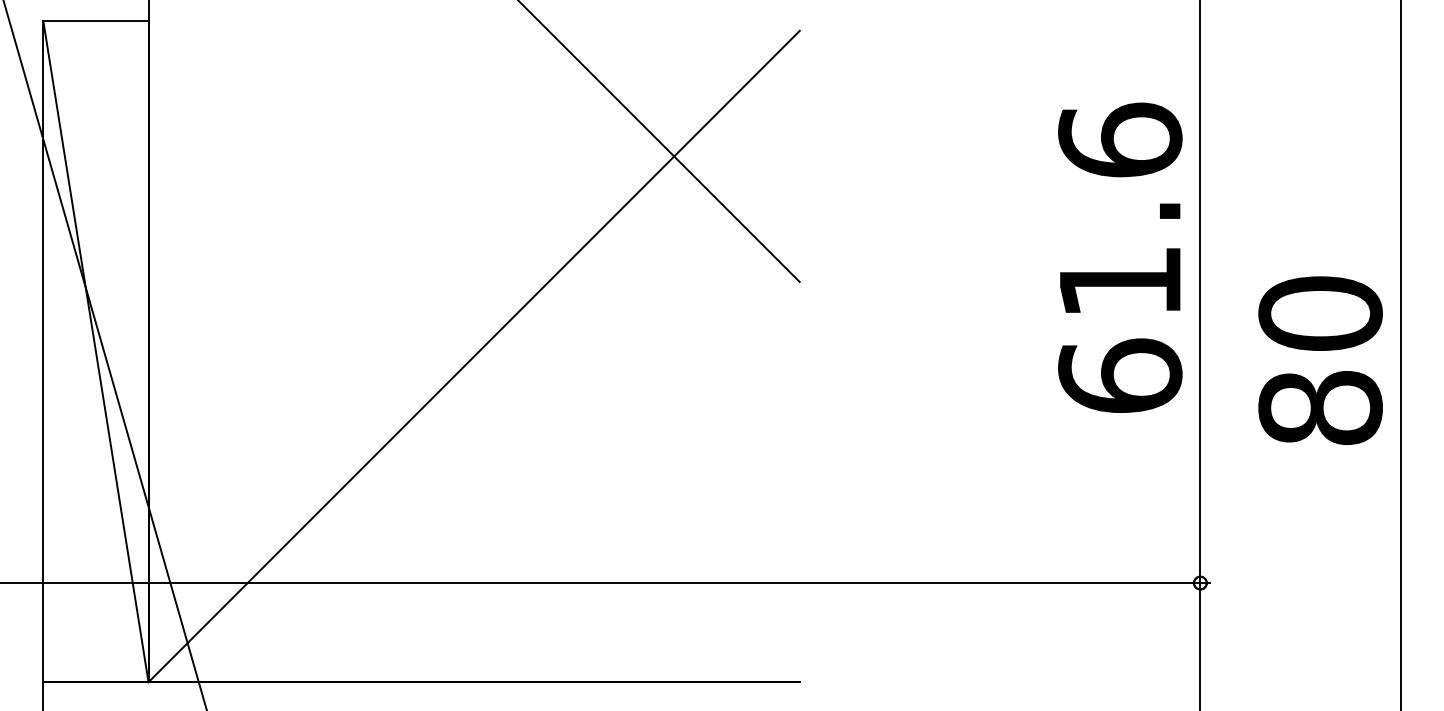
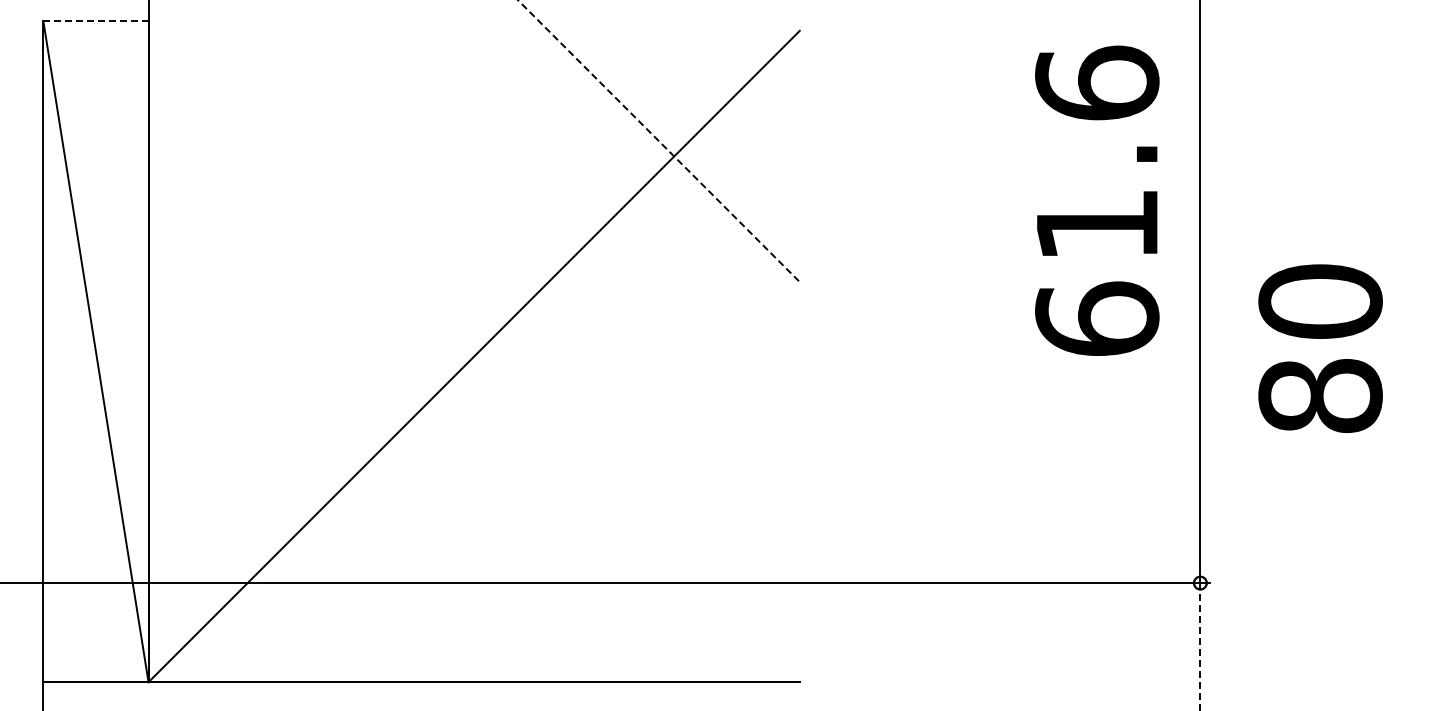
line: solid -> dashed (95, 21)
line: solid -> dashed (659, 141)
text position: (1120, 257) -> (1097, 200) (1097, 200)
line: present -> none (104, 354)
line: present -> none (1400, 354)
text position: (1320, 360) -> (1320, 348) (1320, 348)
line: solid -> dashed (1200, 646)
